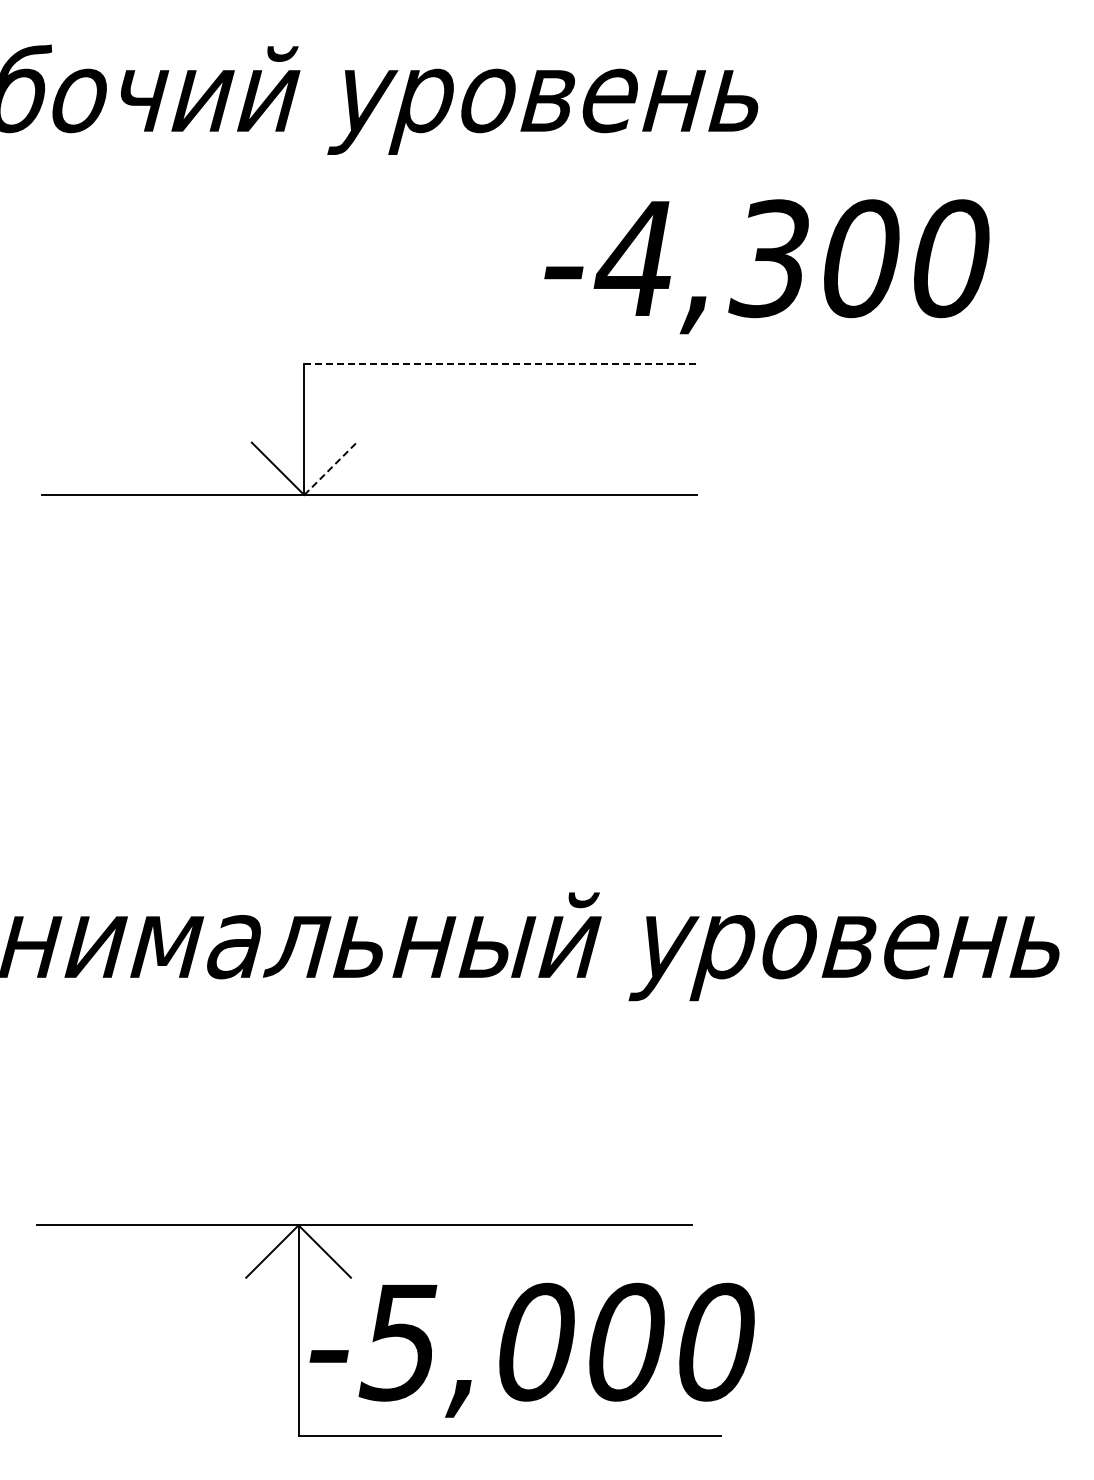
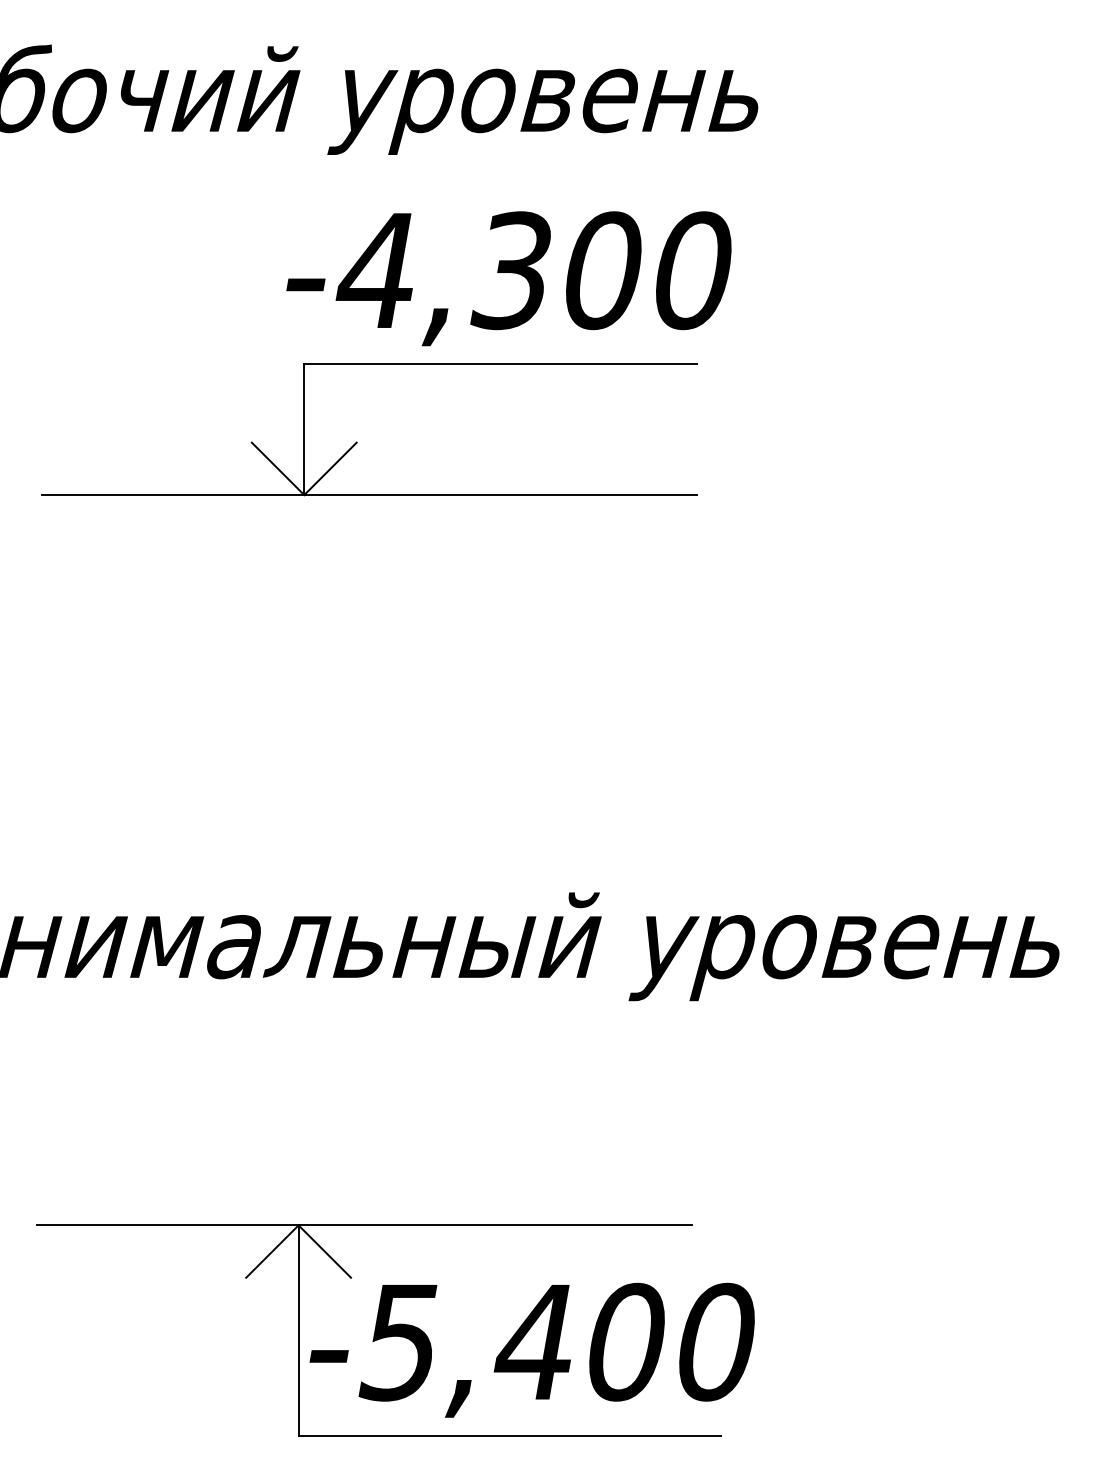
text position: (766, 266) -> (508, 278) (508, 278)
line: dashed -> solid (501, 364)
line: dashed -> solid (330, 468)
text: -5,000 -> -5,400 (533, 1341)
